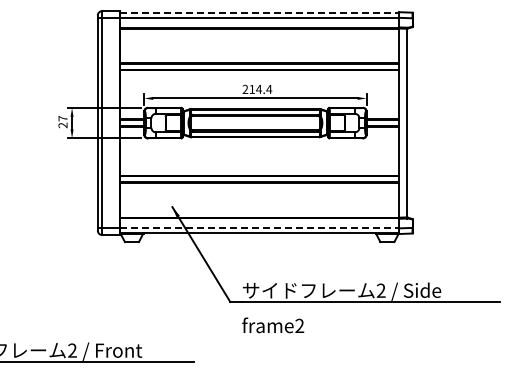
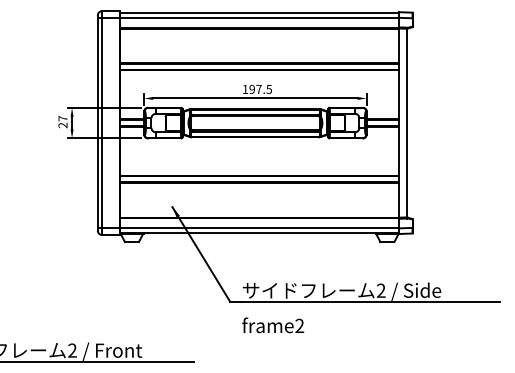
line: dashed -> solid (260, 12)
text: 214.4 -> 197.5 (257, 88)
line: dashed -> solid (260, 228)
